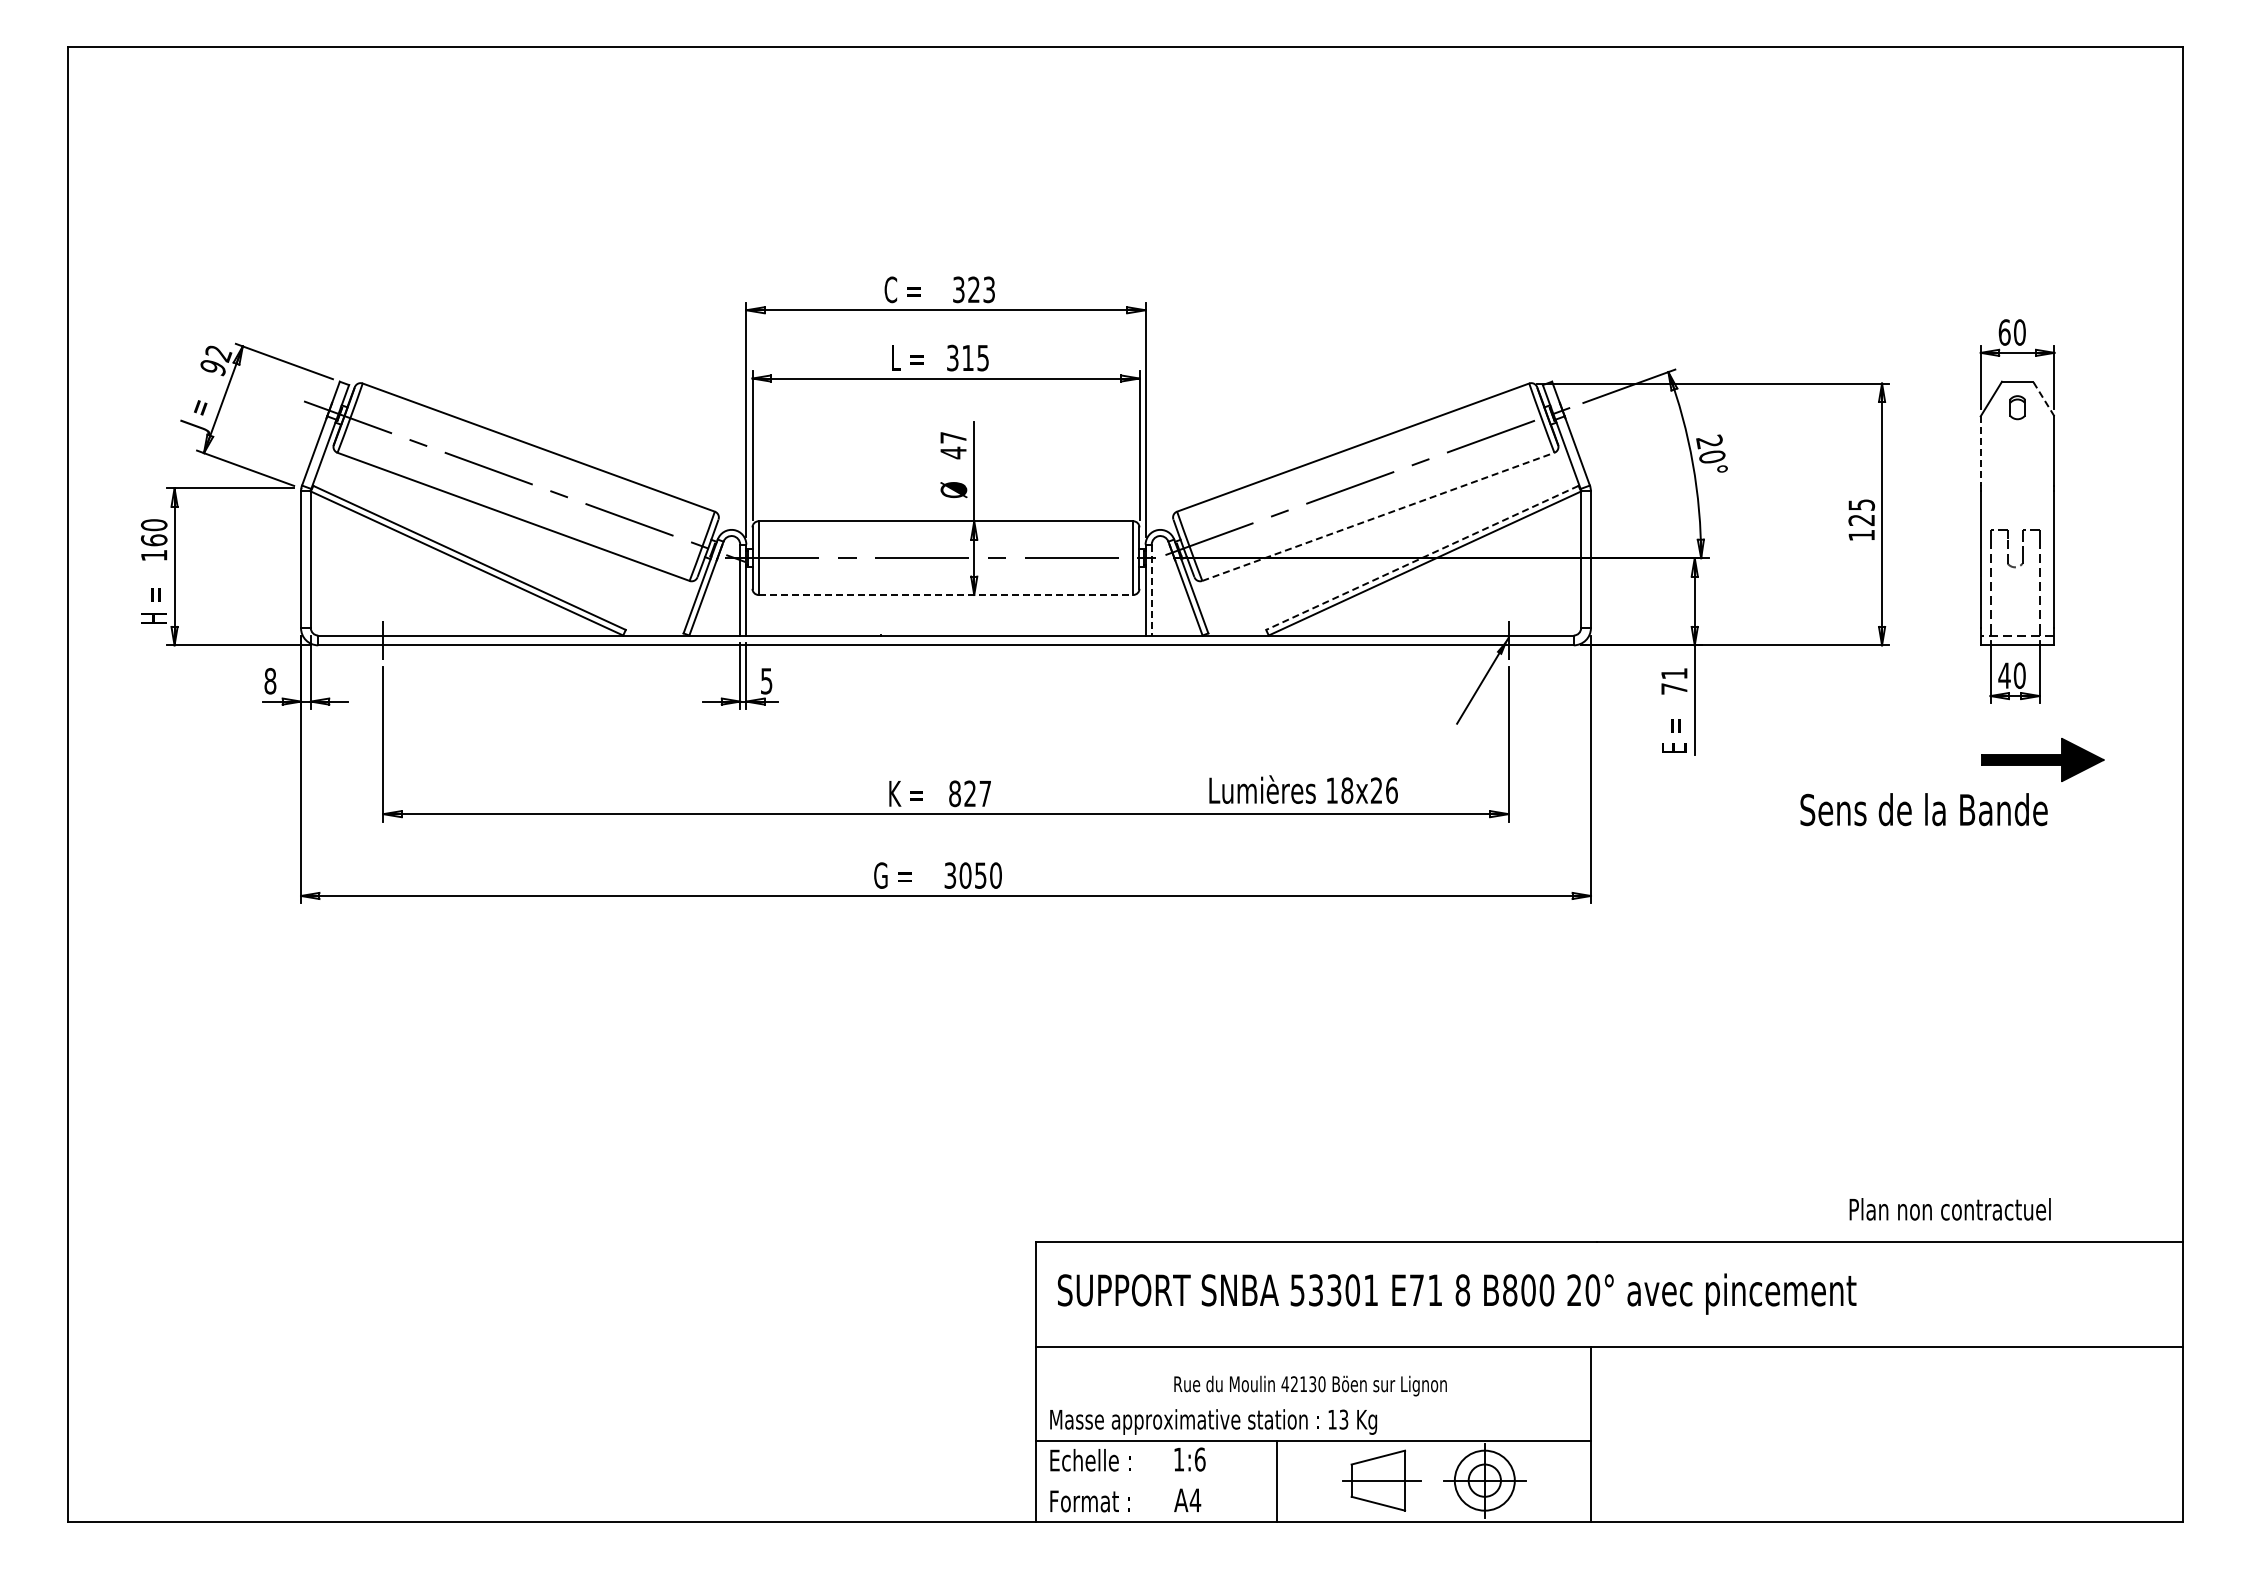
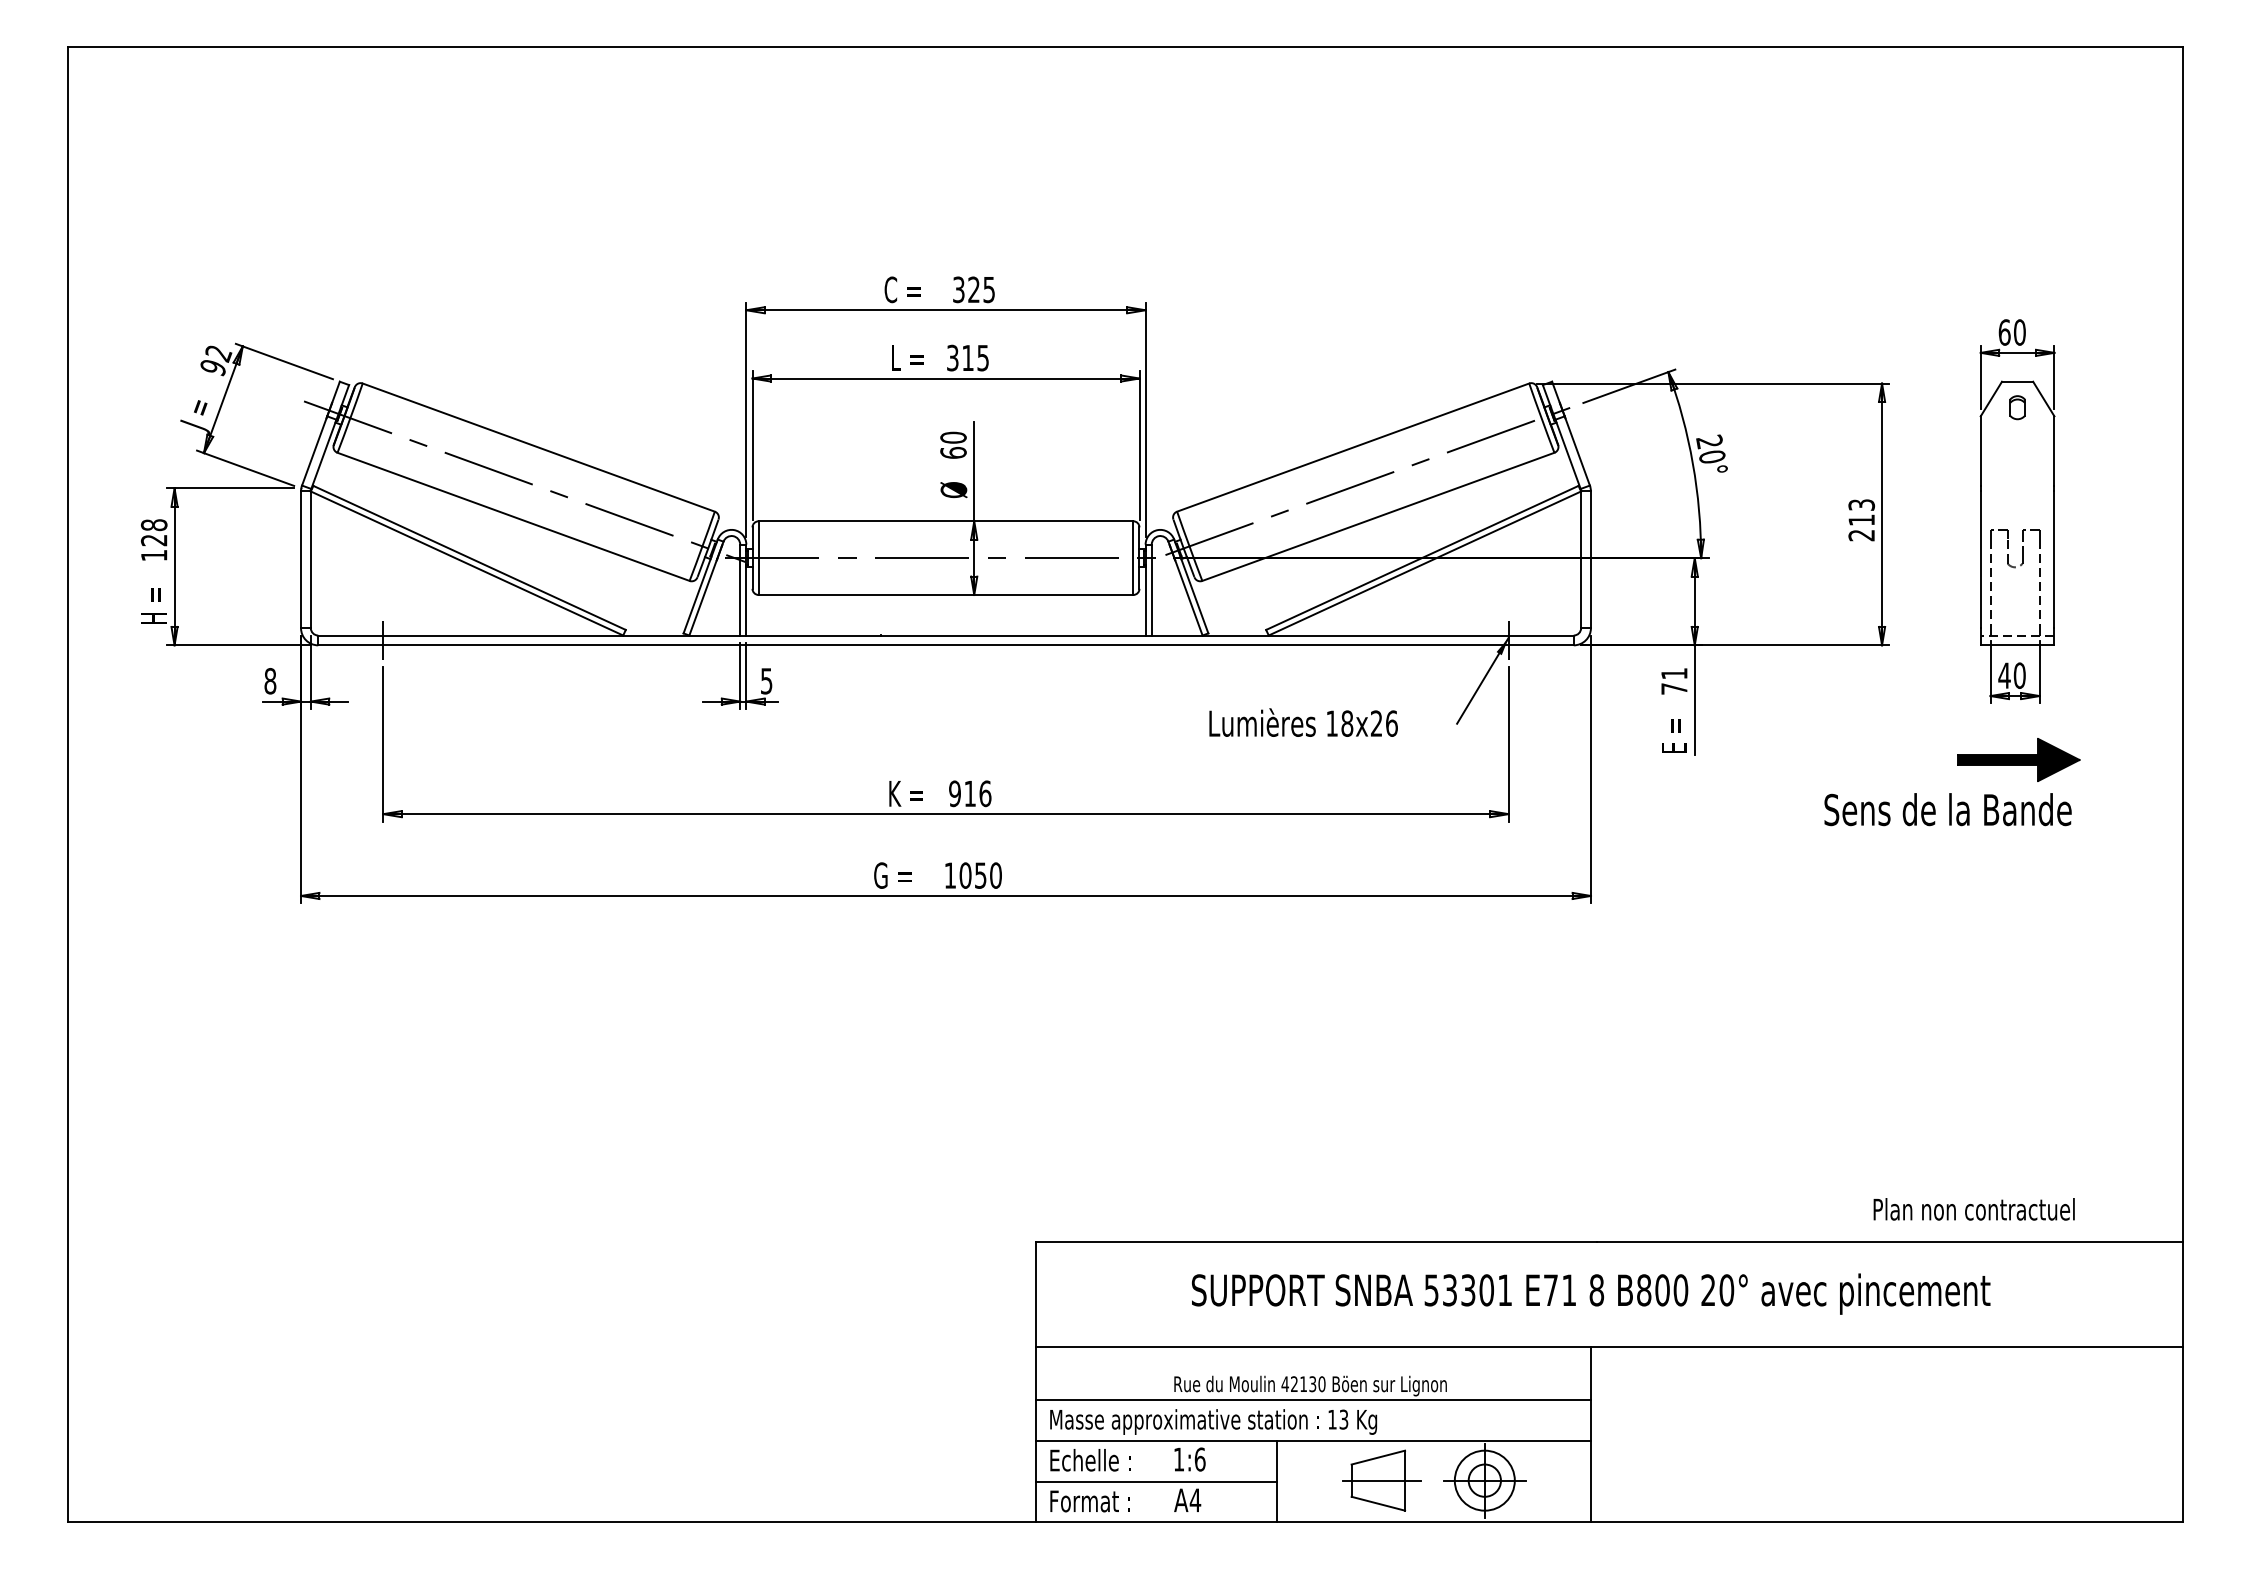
text: 323 -> 325 (989, 289)
line: dashed -> solid (2043, 398)
text: 47 -> 60 (953, 445)
line: dashed -> solid (1980, 450)
line: dashed -> solid (1378, 516)
text: 125 -> 213 (1861, 520)
text: 160 -> 128 (153, 532)
line: dashed -> solid (1422, 557)
line: dashed -> solid (1151, 590)
line: dashed -> solid (946, 594)
part position: (2042, 759) -> (2018, 759) (2018, 759)
text position: (1303, 789) -> (1303, 722) (1303, 722)
text: 827 -> 916 (970, 793)
text position: (1923, 809) -> (1947, 809) (1947, 809)
text: 3050 -> 1050 (950, 875)
text position: (1949, 1209) -> (1973, 1209) (1973, 1209)
text position: (1457, 1293) -> (1591, 1293) (1591, 1293)
line: none -> present (1313, 1400)
line: none -> present (1156, 1481)
